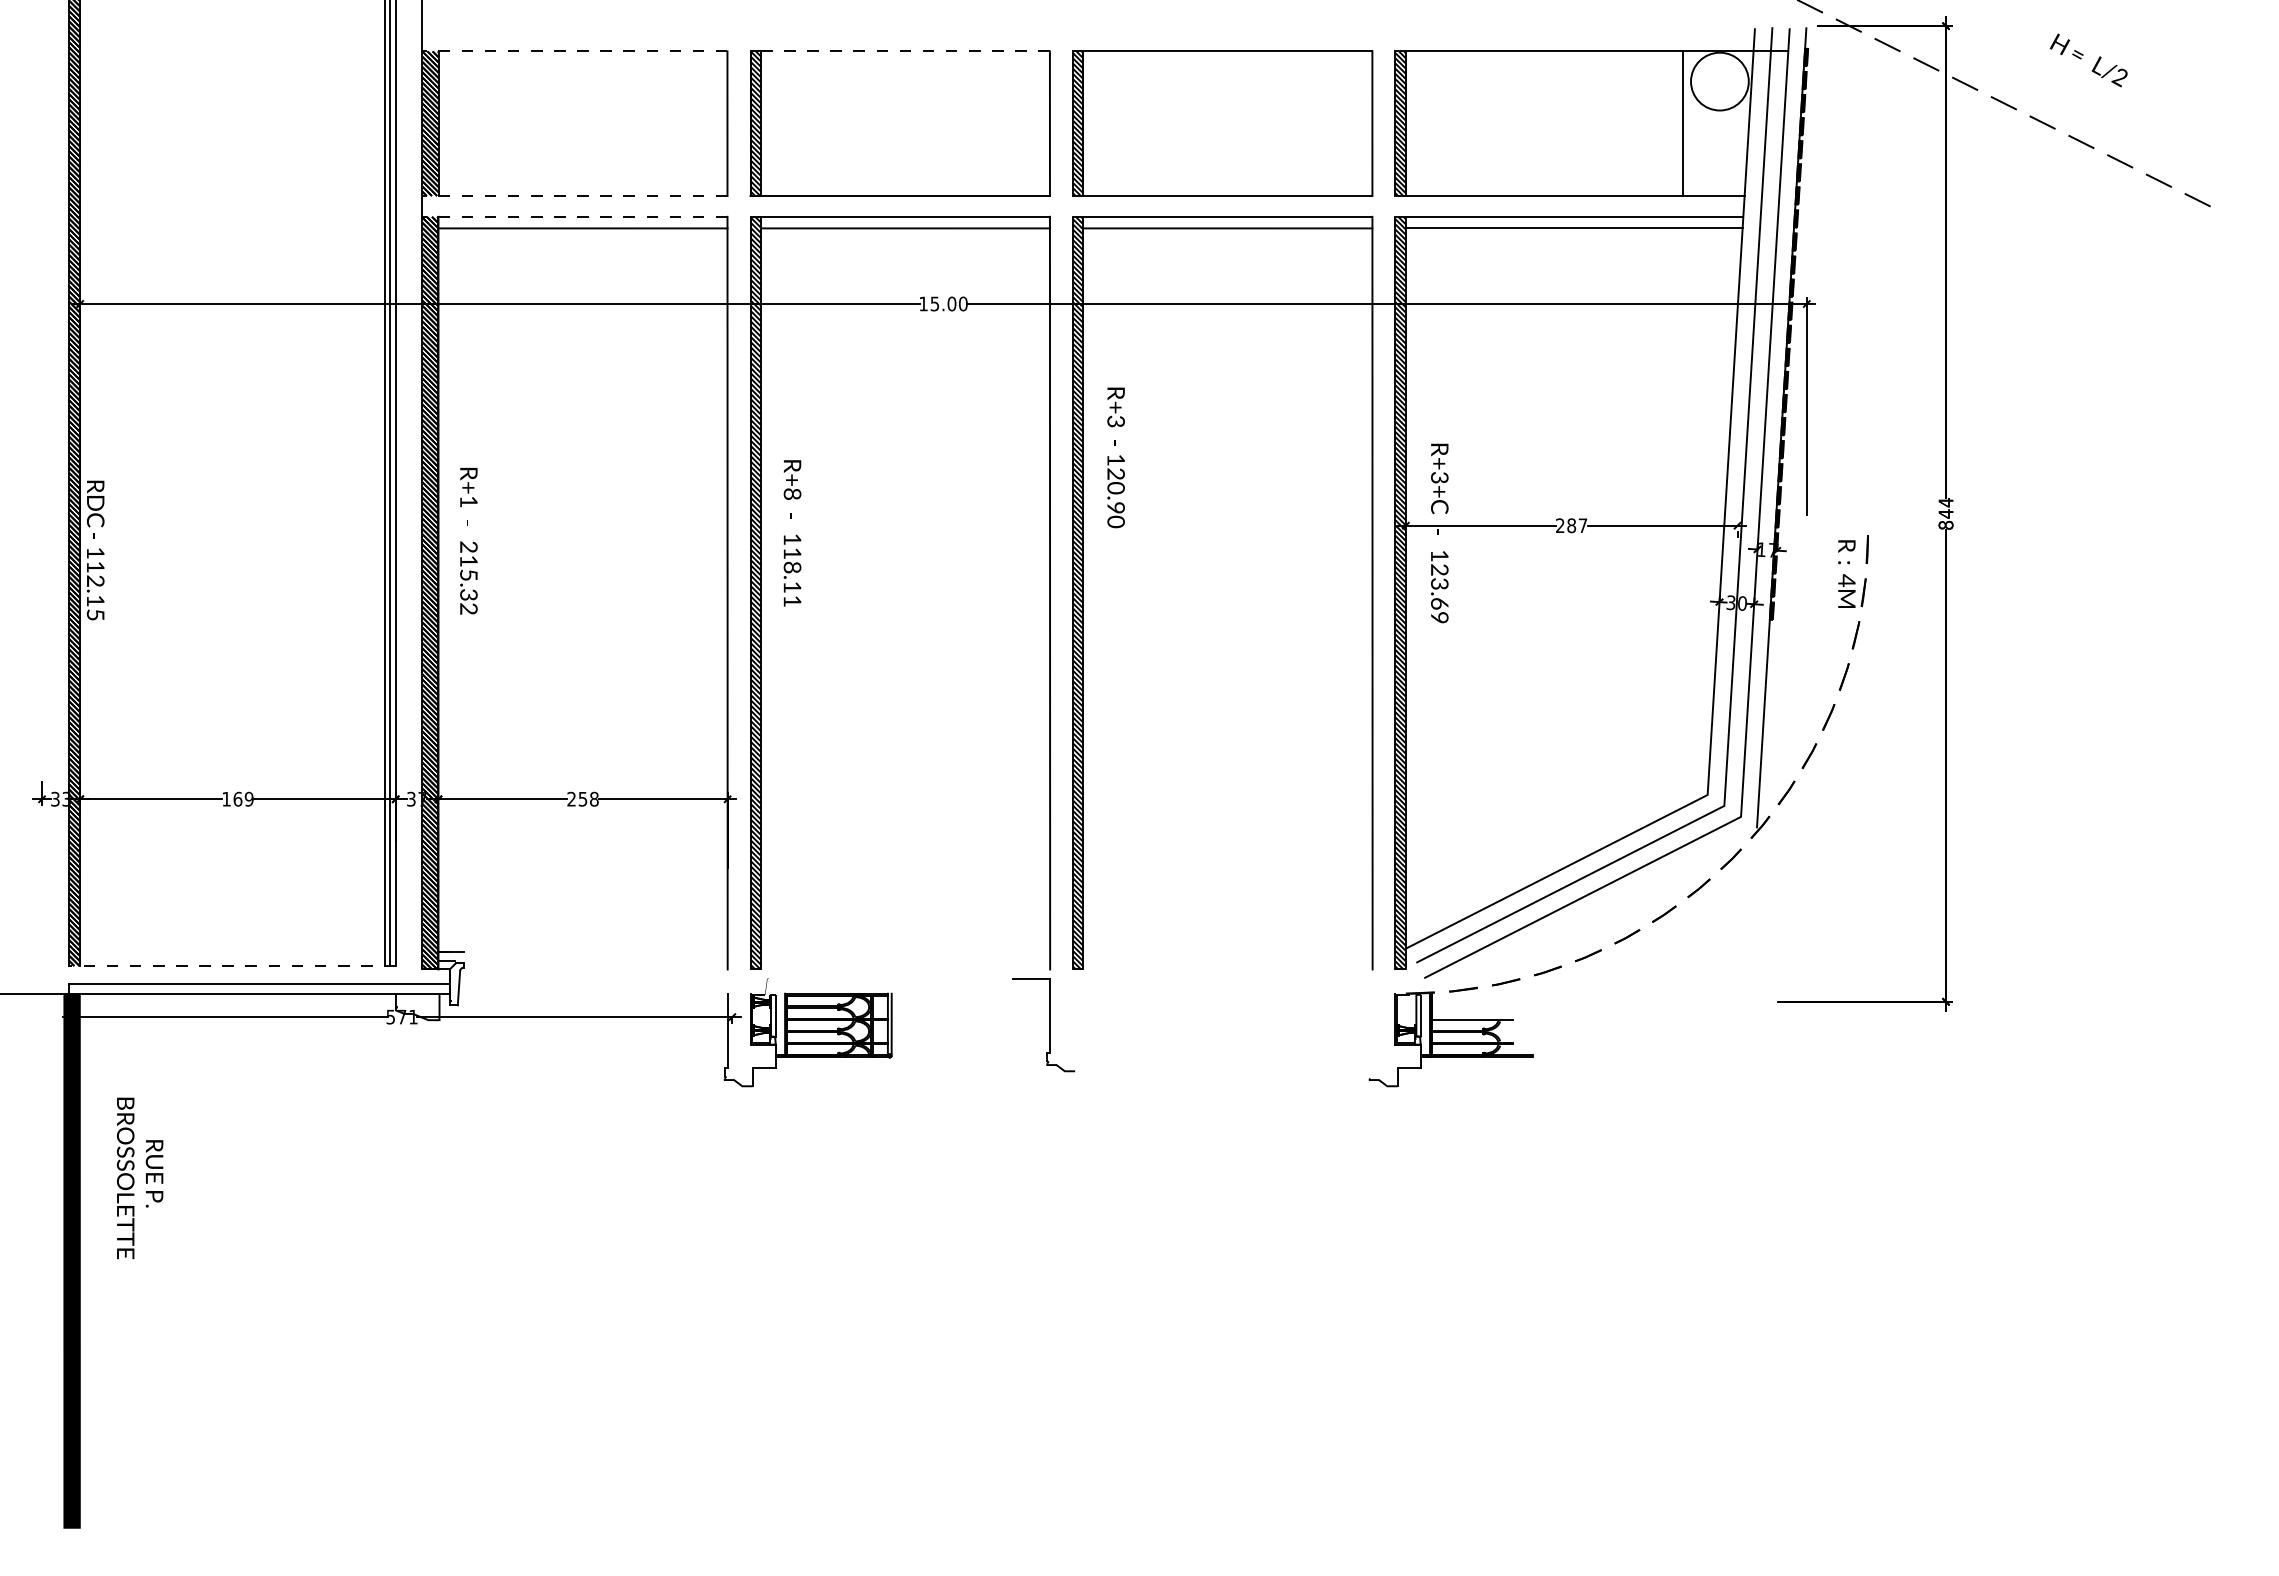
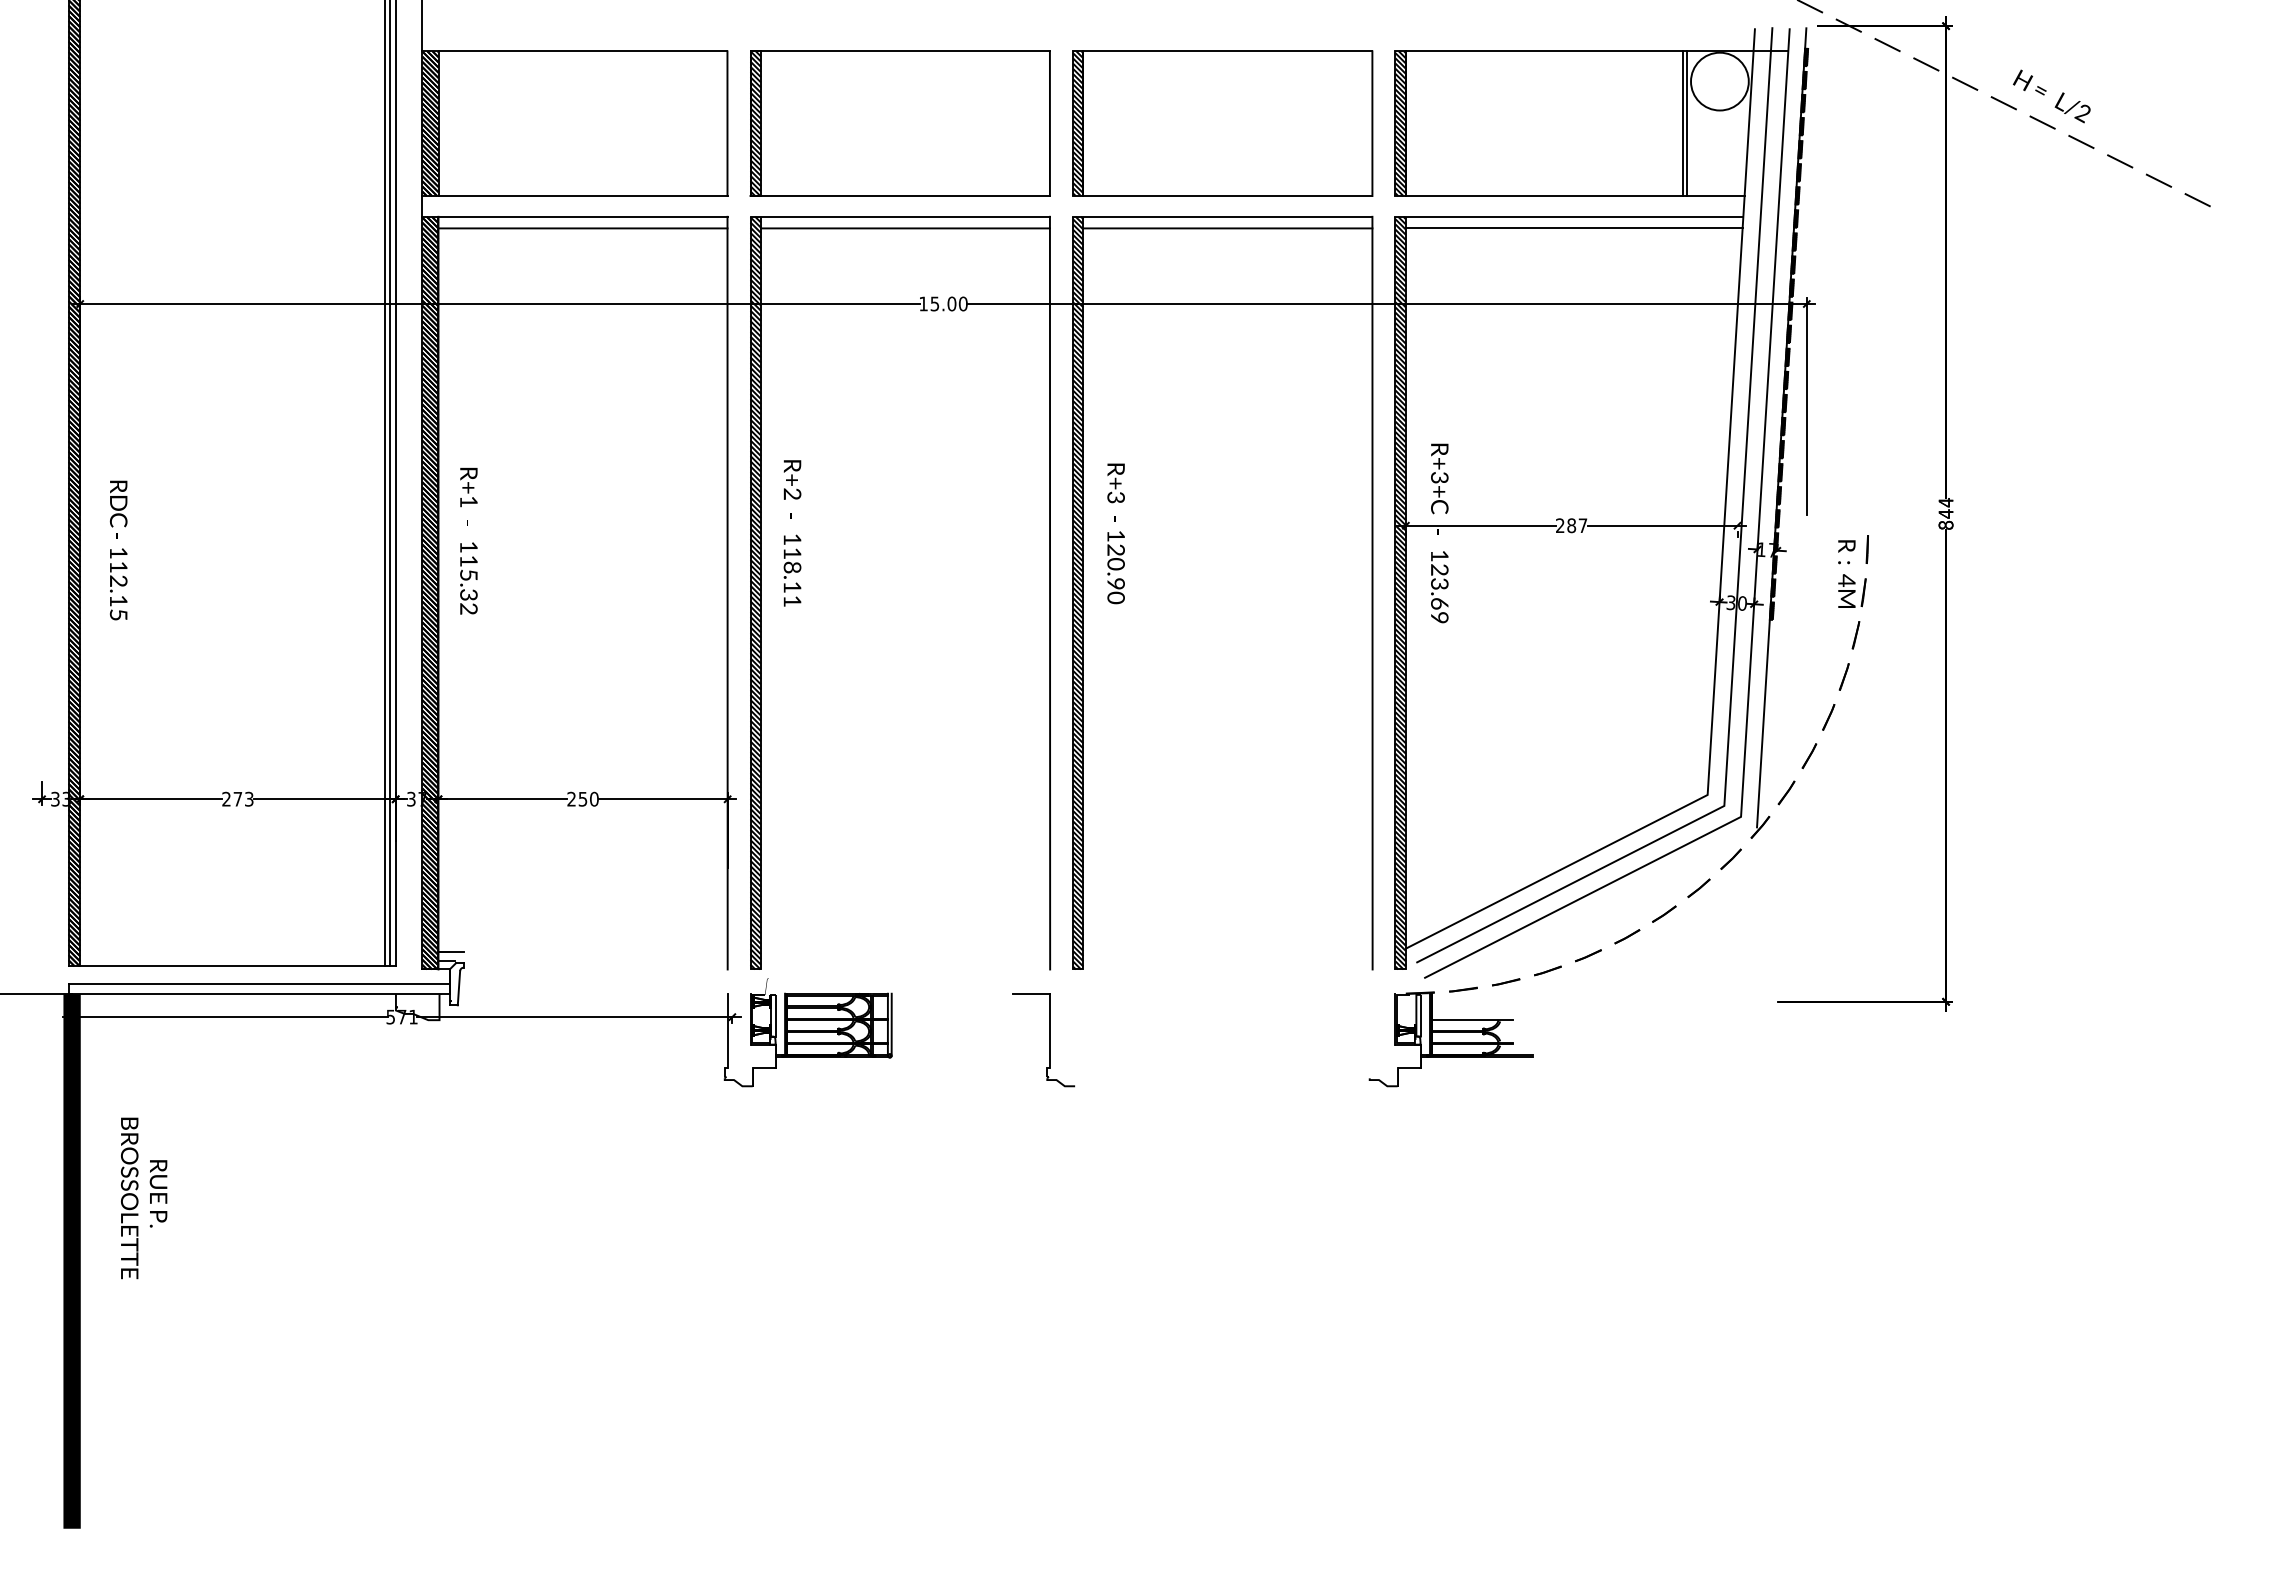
line: dashed -> solid (574, 51)
line: dashed -> solid (900, 51)
text position: (2088, 60) -> (2051, 96) (2051, 96)
line: none -> present (1686, 123)
line: dashed -> solid (574, 196)
line: dashed -> solid (574, 216)
text position: (1115, 457) -> (1115, 533) (1115, 533)
text: R+8 -> R+2 (791, 493)
text: 215.32 -> 115.32 (468, 546)
text position: (95, 550) -> (118, 550) (118, 550)
text: 169 -> 273 (237, 798)
text: 258 -> 250 (594, 799)
line: dashed -> solid (232, 966)
part position: (1043, 1025) -> (1043, 1040) (1043, 1040)
text position: (140, 1178) -> (144, 1198) (144, 1198)
